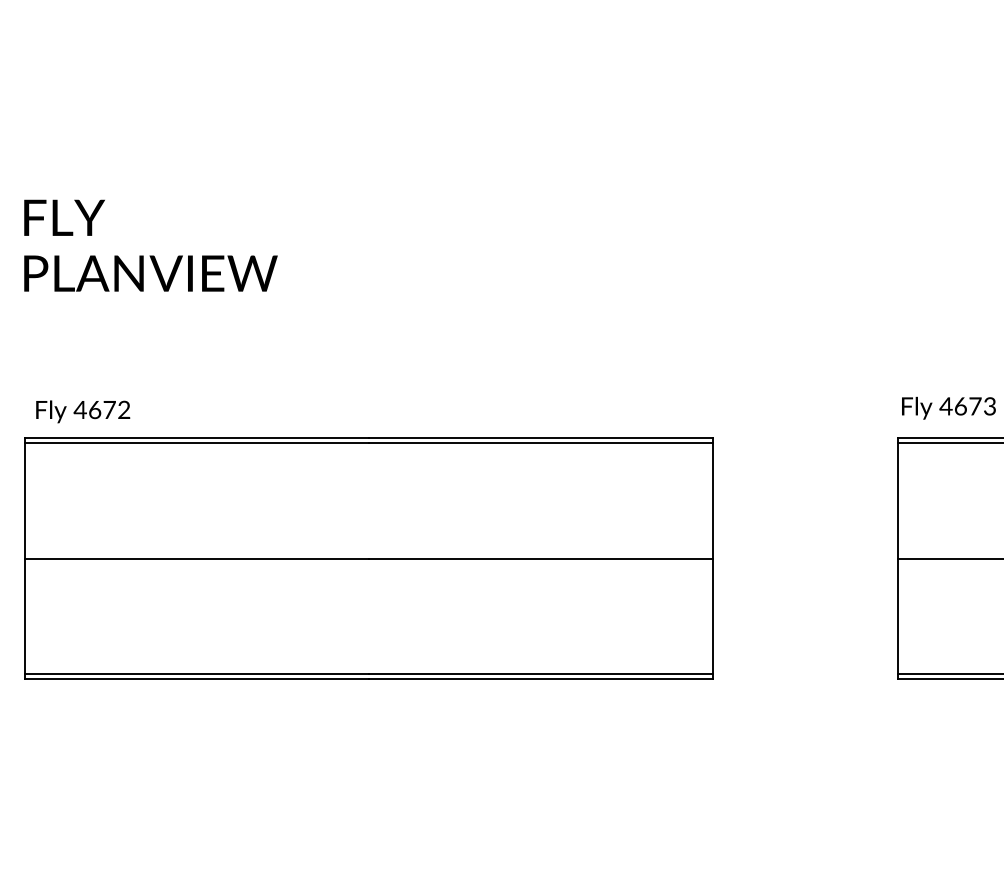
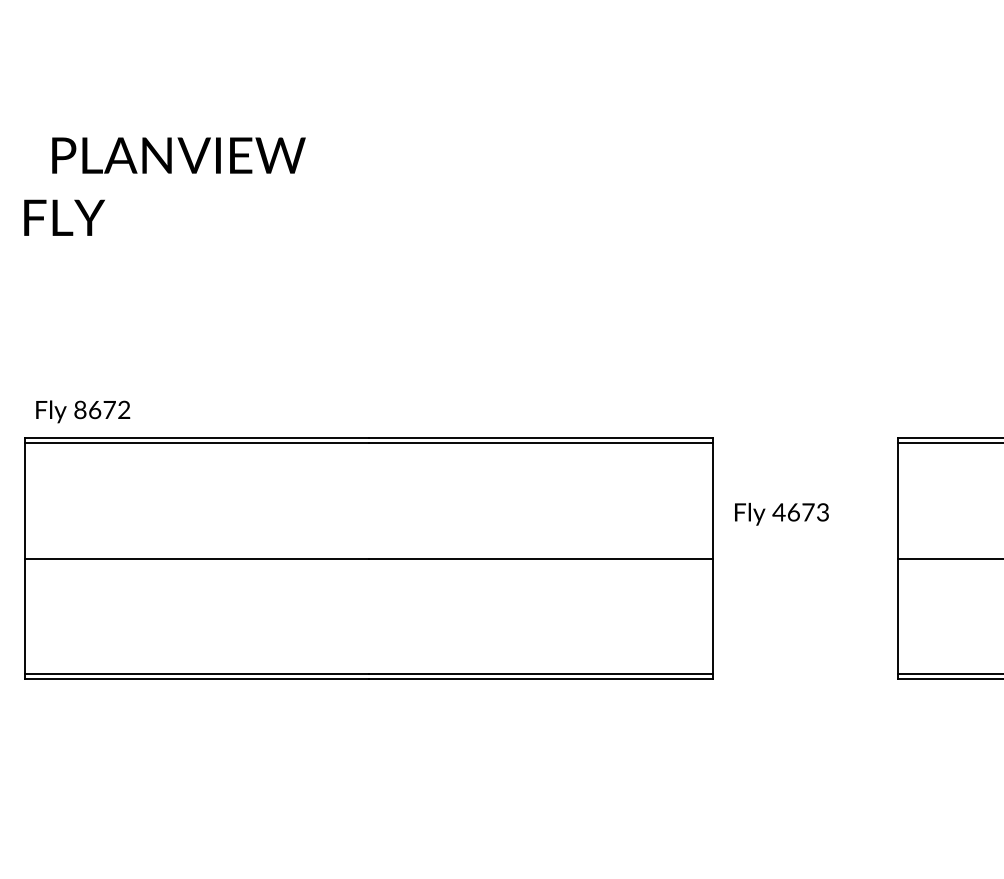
text position: (150, 273) -> (178, 155) (178, 155)
text position: (948, 407) -> (781, 513) (781, 513)
text: 4672 -> 8672 (79, 409)
